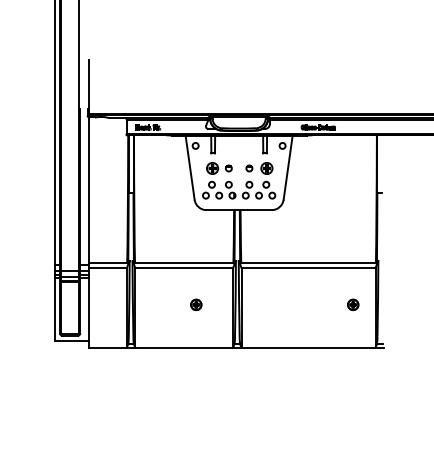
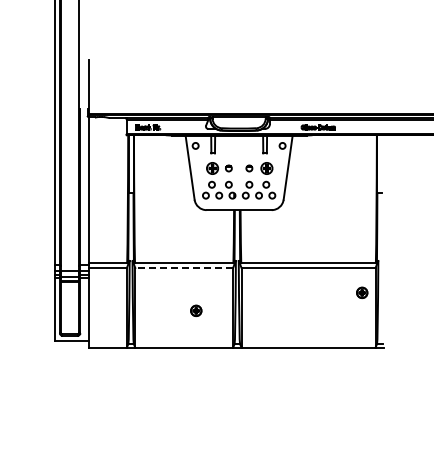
line: solid -> dashed (184, 267)
part position: (196, 304) -> (196, 310) (196, 310)
part position: (353, 304) -> (362, 292) (362, 292)
